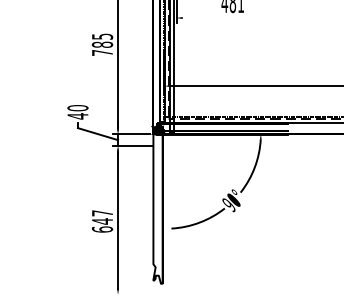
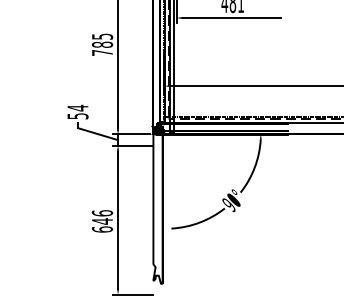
line: none -> present (231, 18)
text: 40 -> 54 (77, 111)
text: 647 -> 646 (102, 213)
line: none -> present (132, 294)
